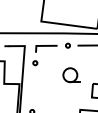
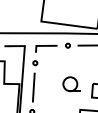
part position: (71, 75) -> (71, 84) (71, 84)
line: none -> present (33, 87)
